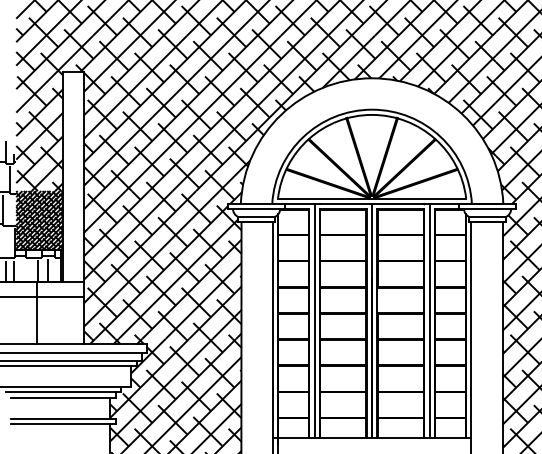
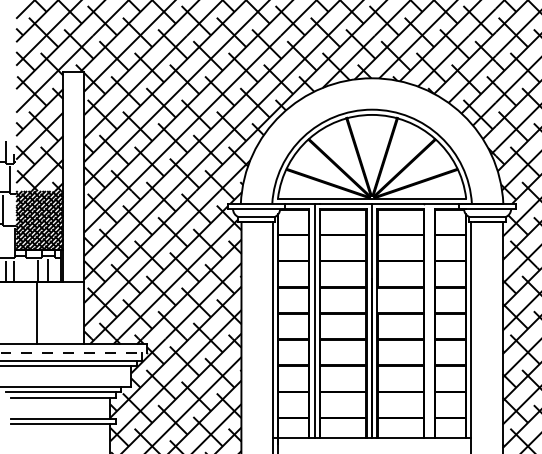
line: present -> none (43, 297)
line: present -> none (429, 320)
line: solid -> dashed (74, 352)
